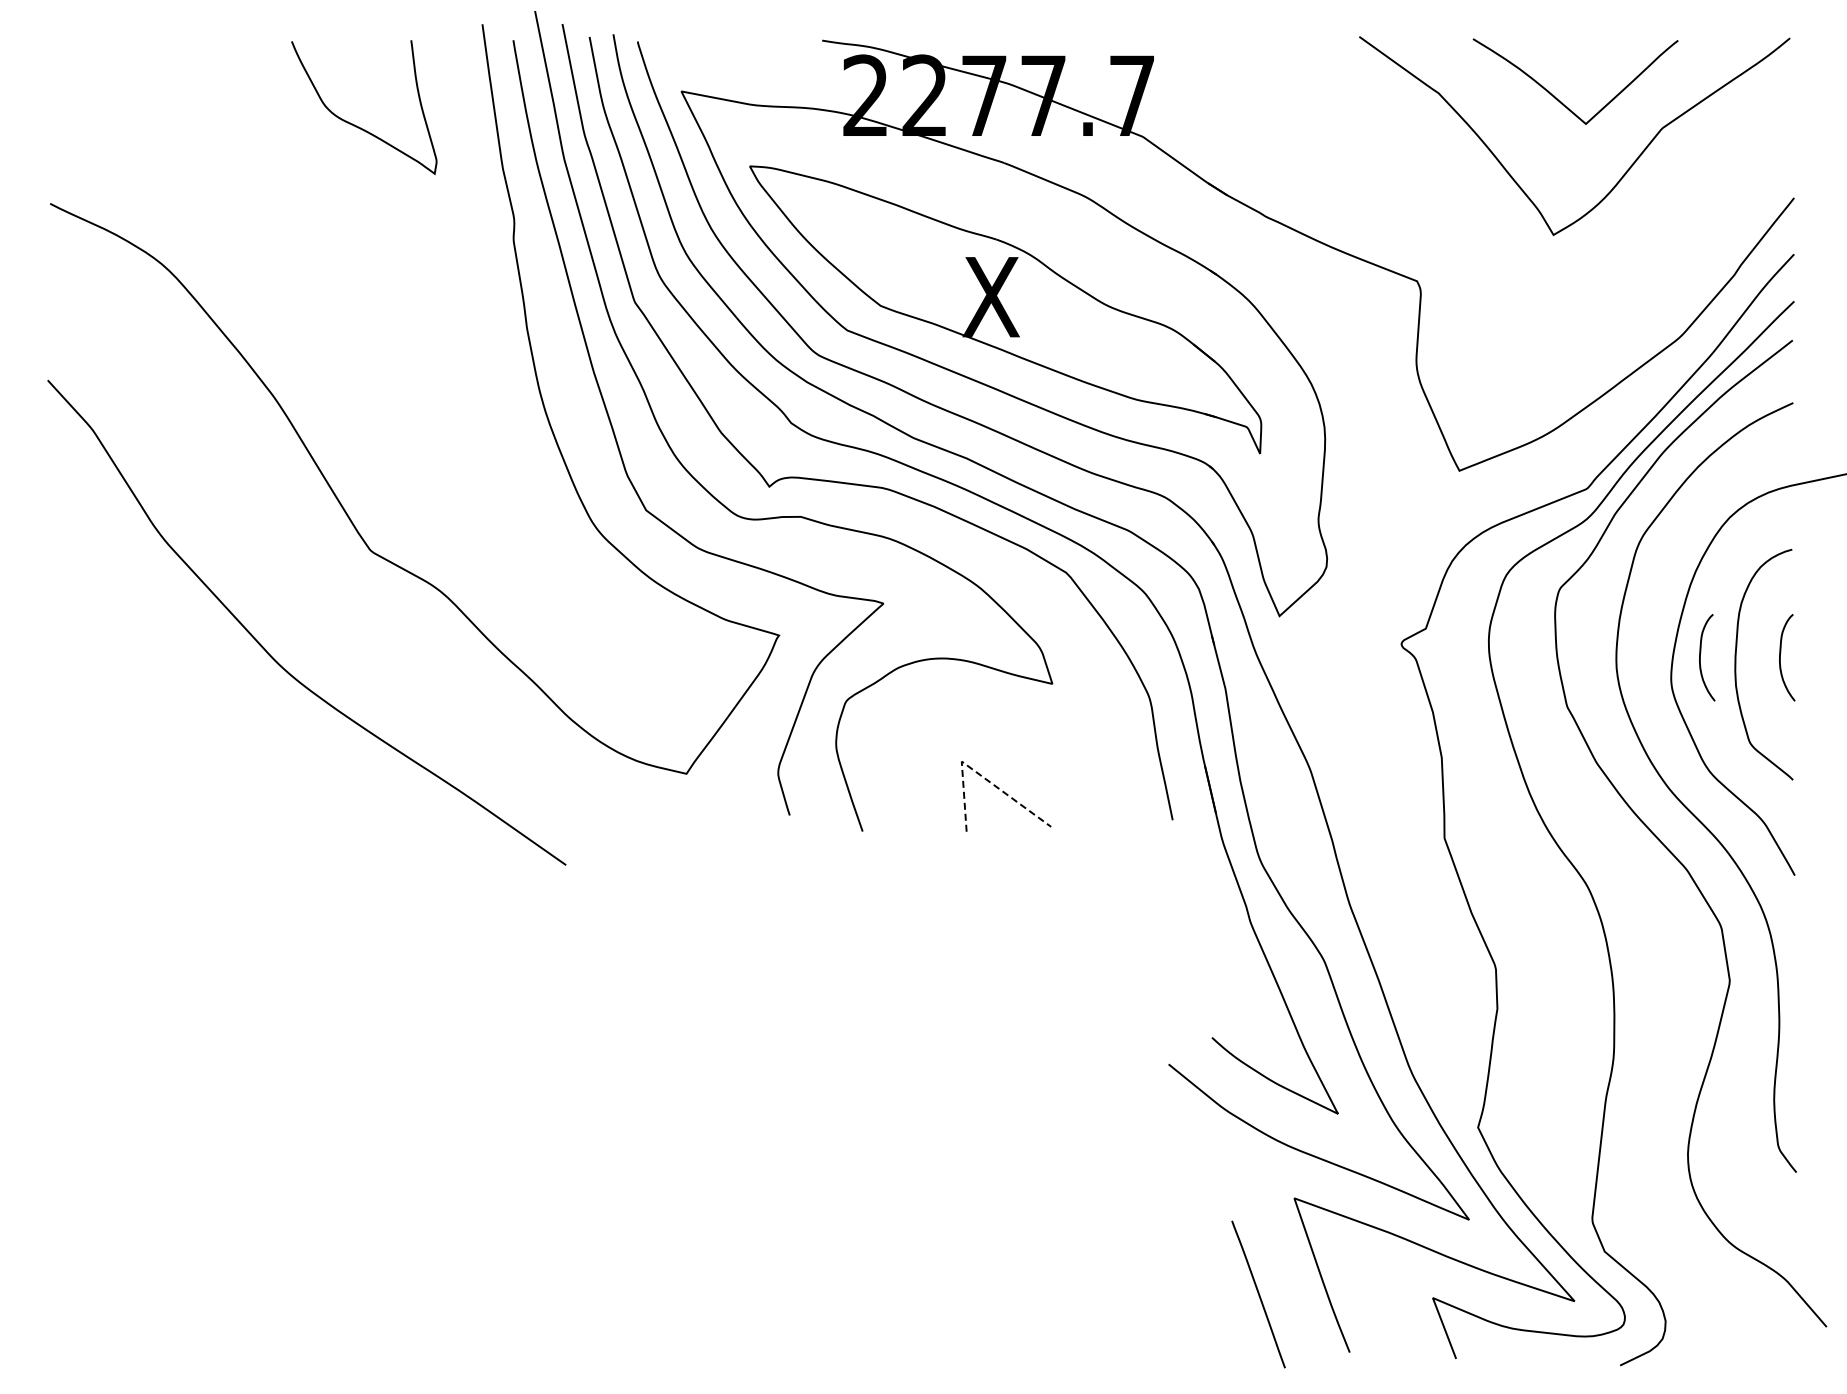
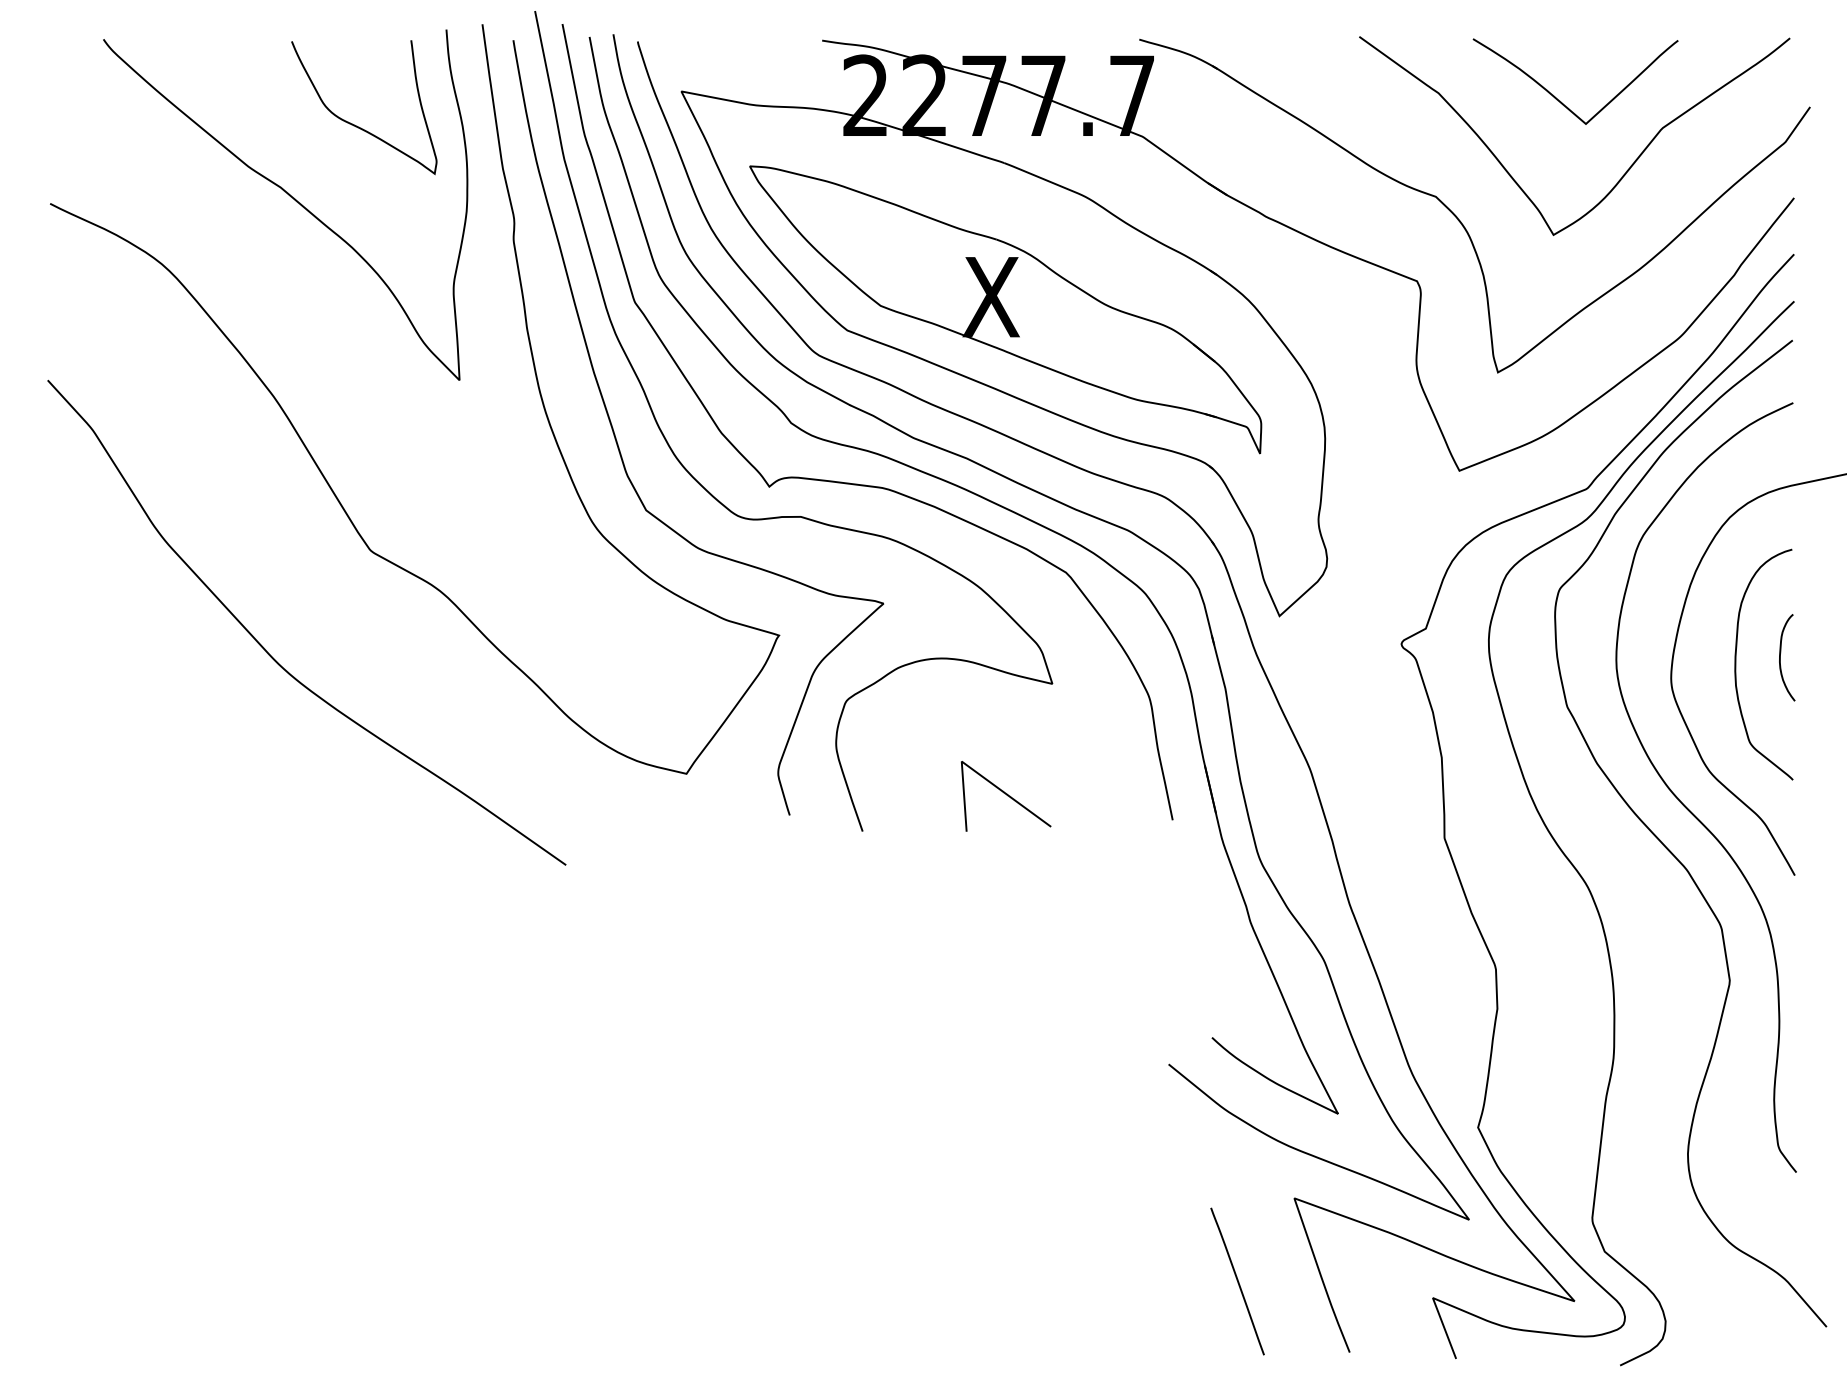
curve: none -> present (290, 197)
part: none -> present (1457, 216)
curve: present -> none (1700, 657)
line: dashed -> solid (977, 773)
line position: (1258, 1294) -> (1237, 1281) (1237, 1281)
